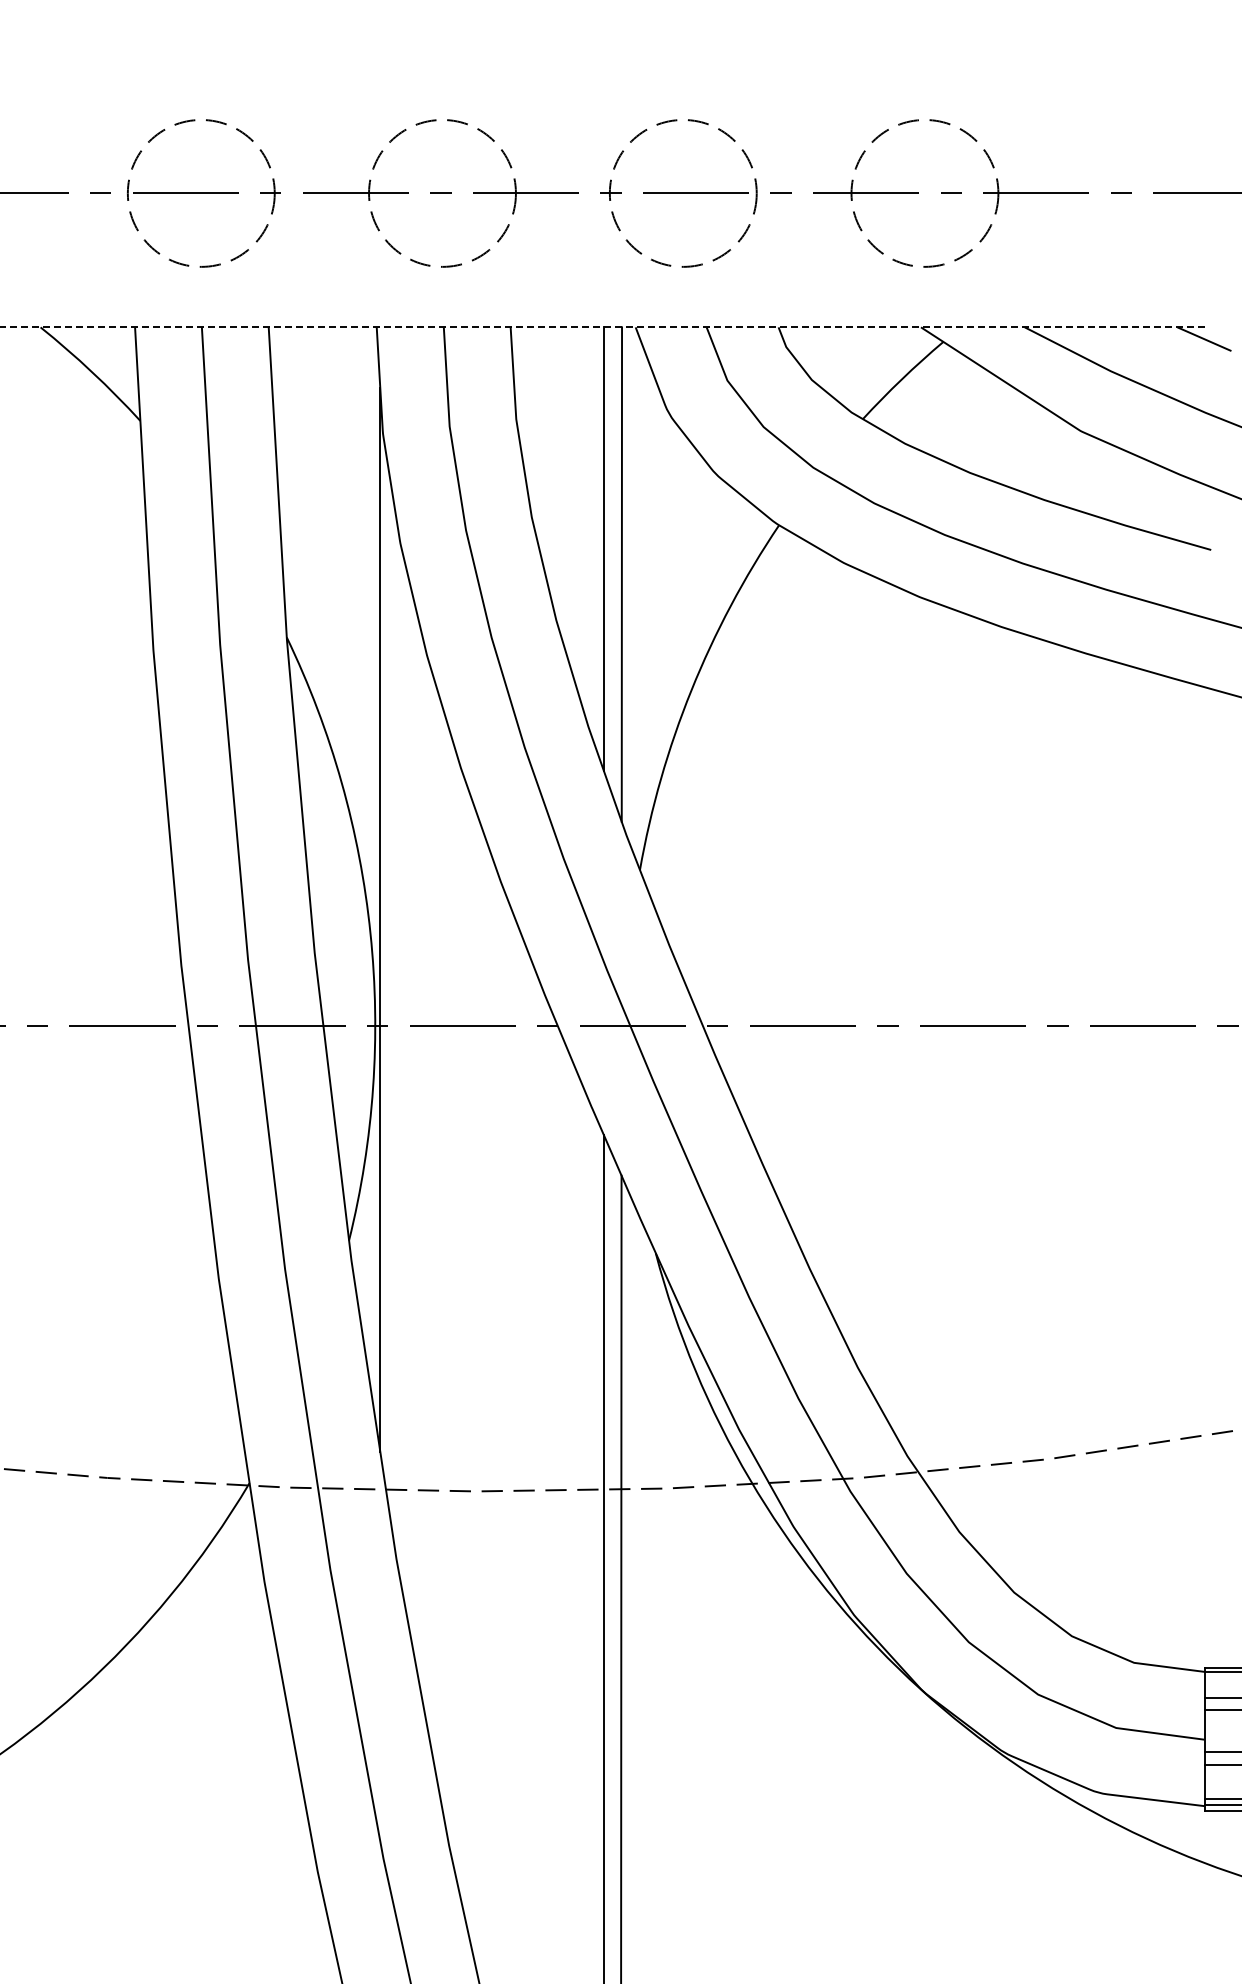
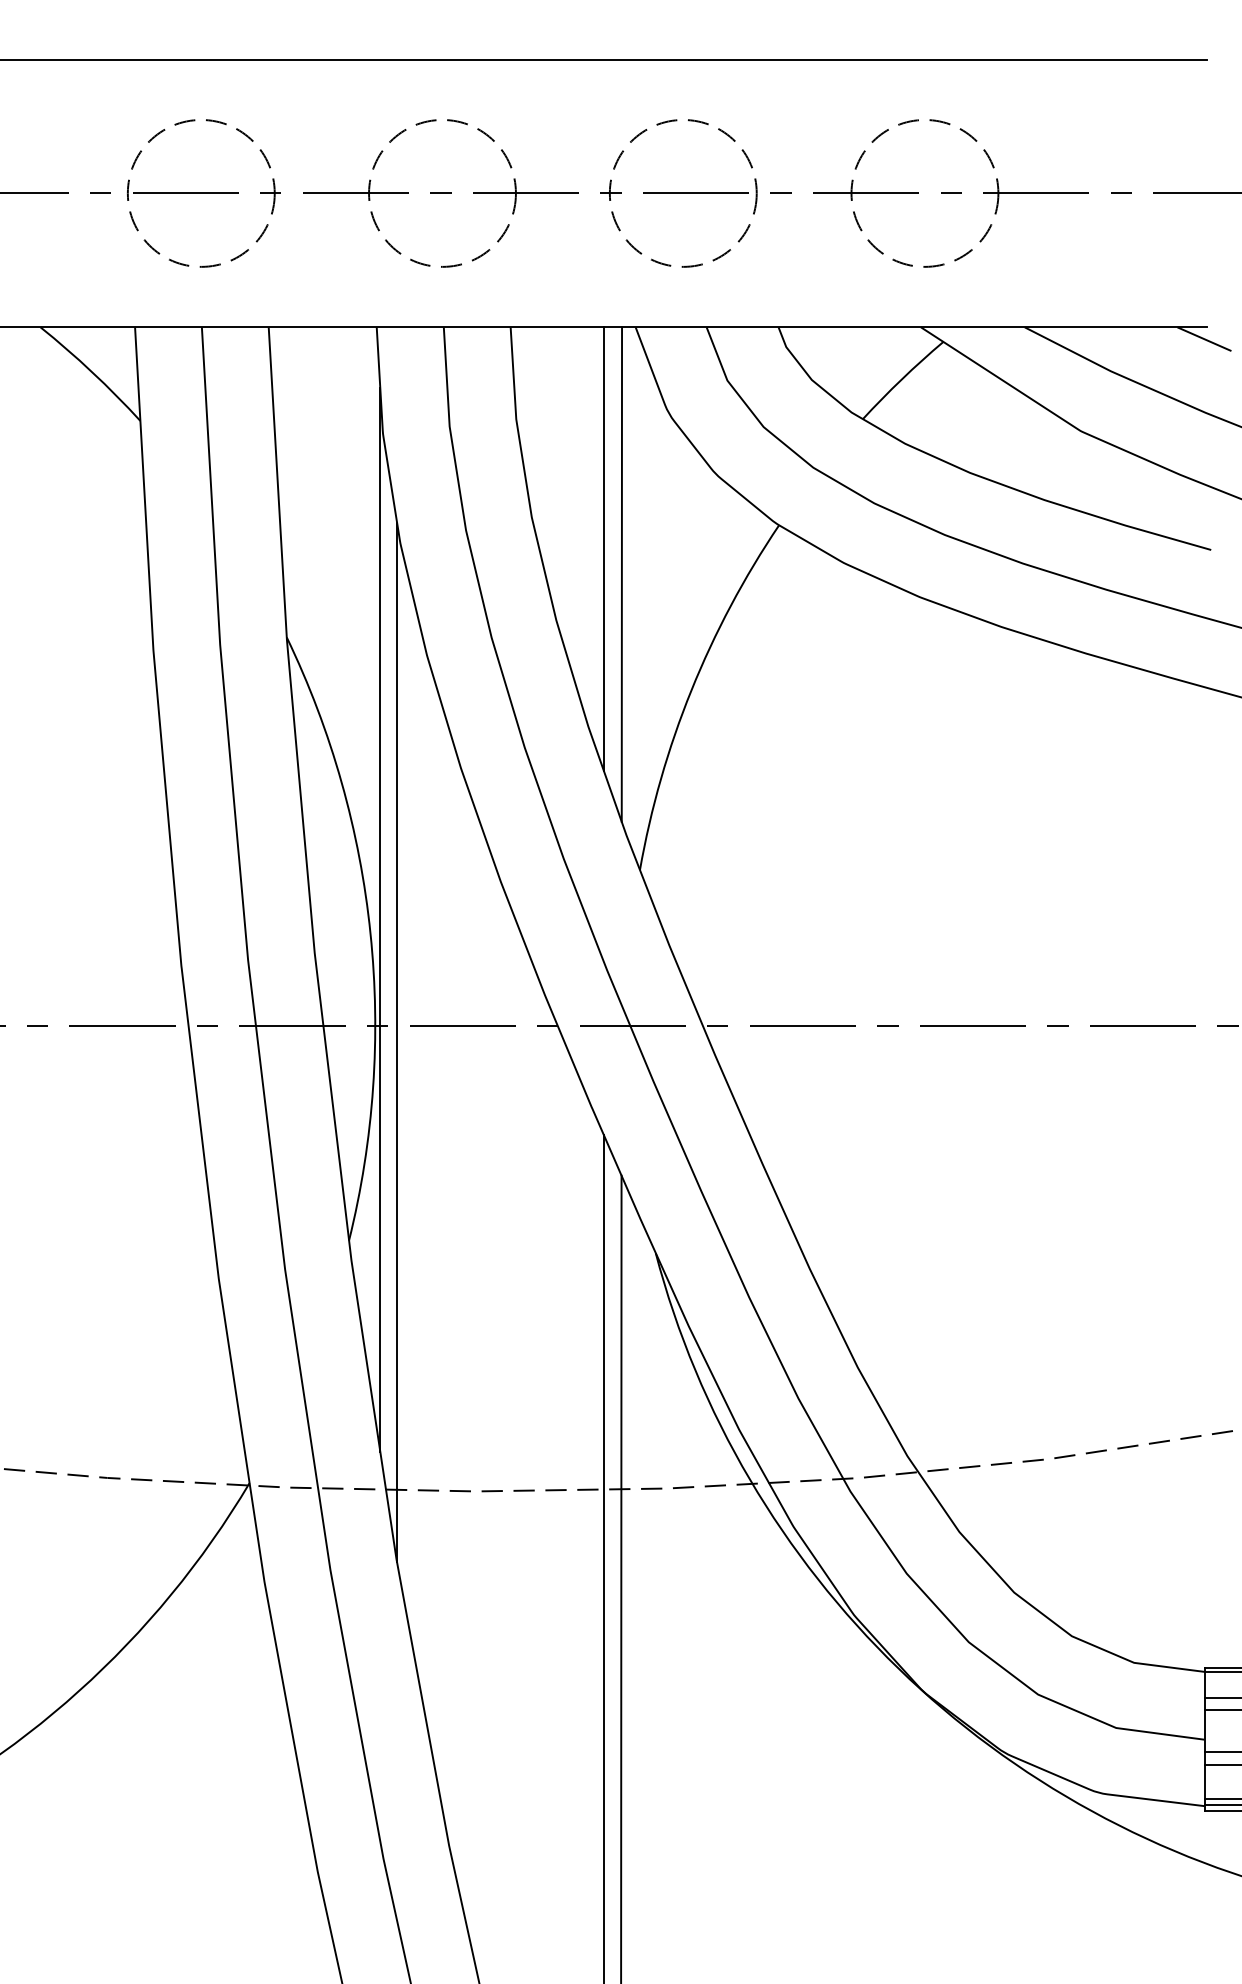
line: none -> present (604, 59)
line: dashed -> solid (604, 327)
line: none -> present (397, 1042)
